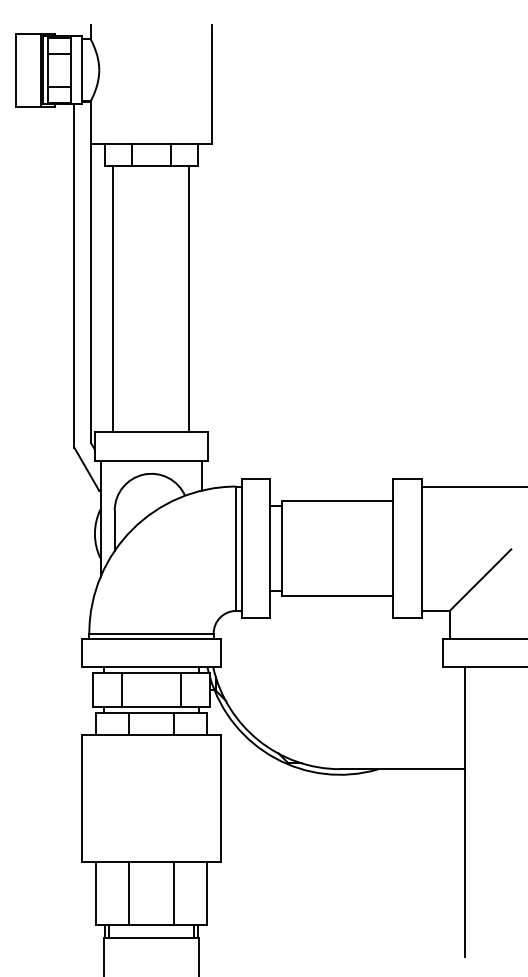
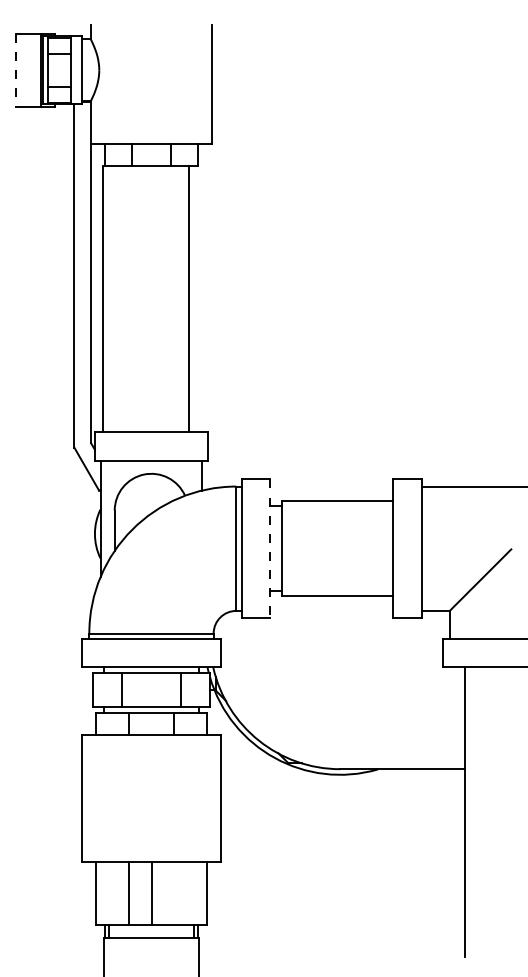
line: solid -> dashed (15, 70)
line position: (113, 299) -> (103, 299) (103, 299)
line: solid -> dashed (270, 549)
line position: (174, 893) -> (152, 893) (152, 893)
